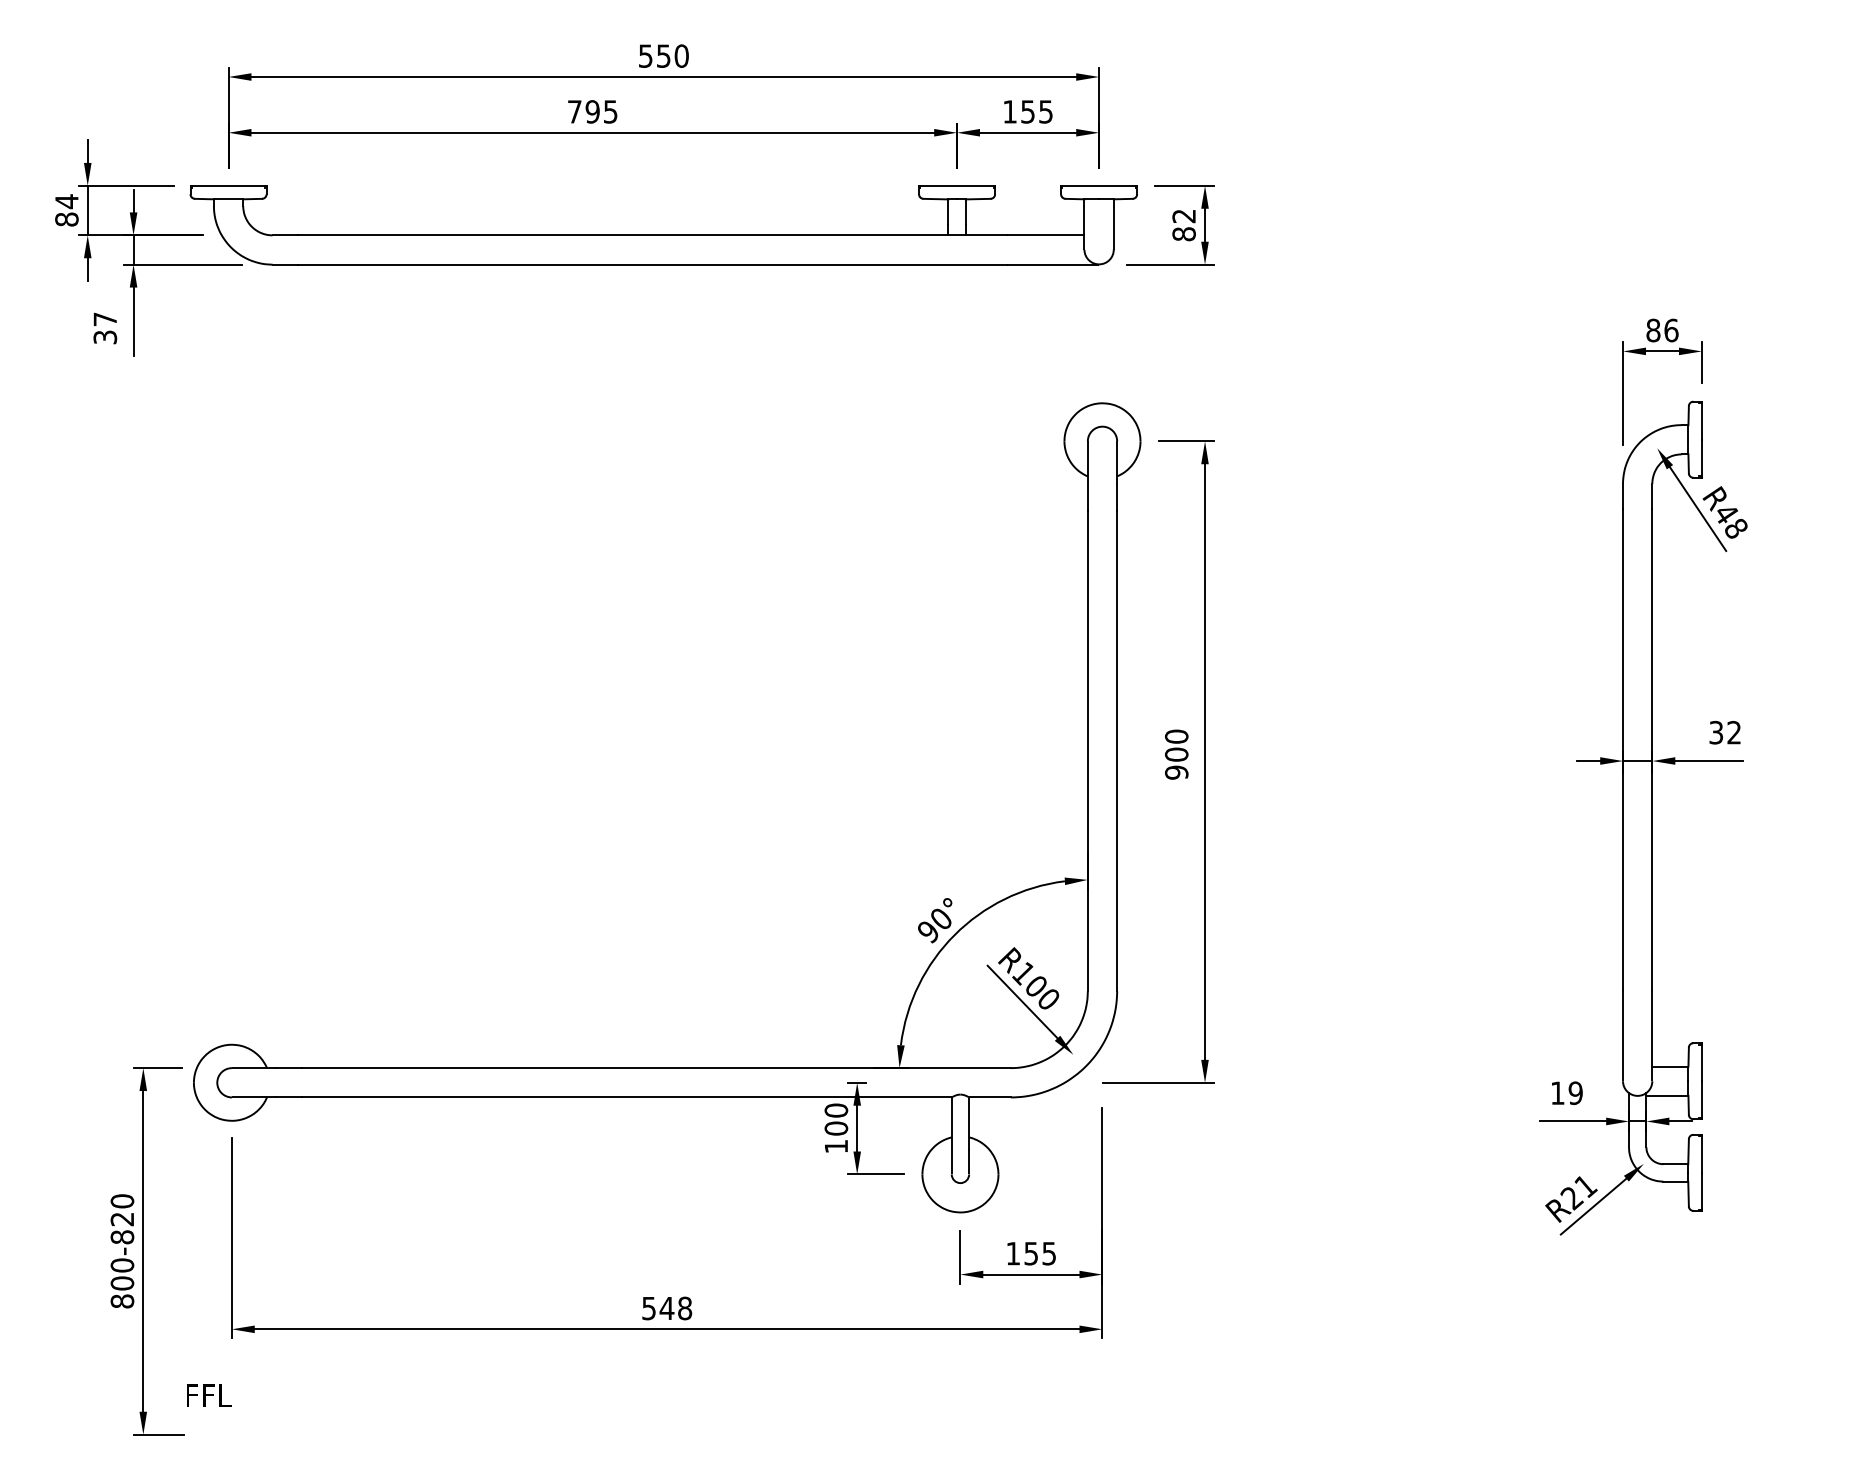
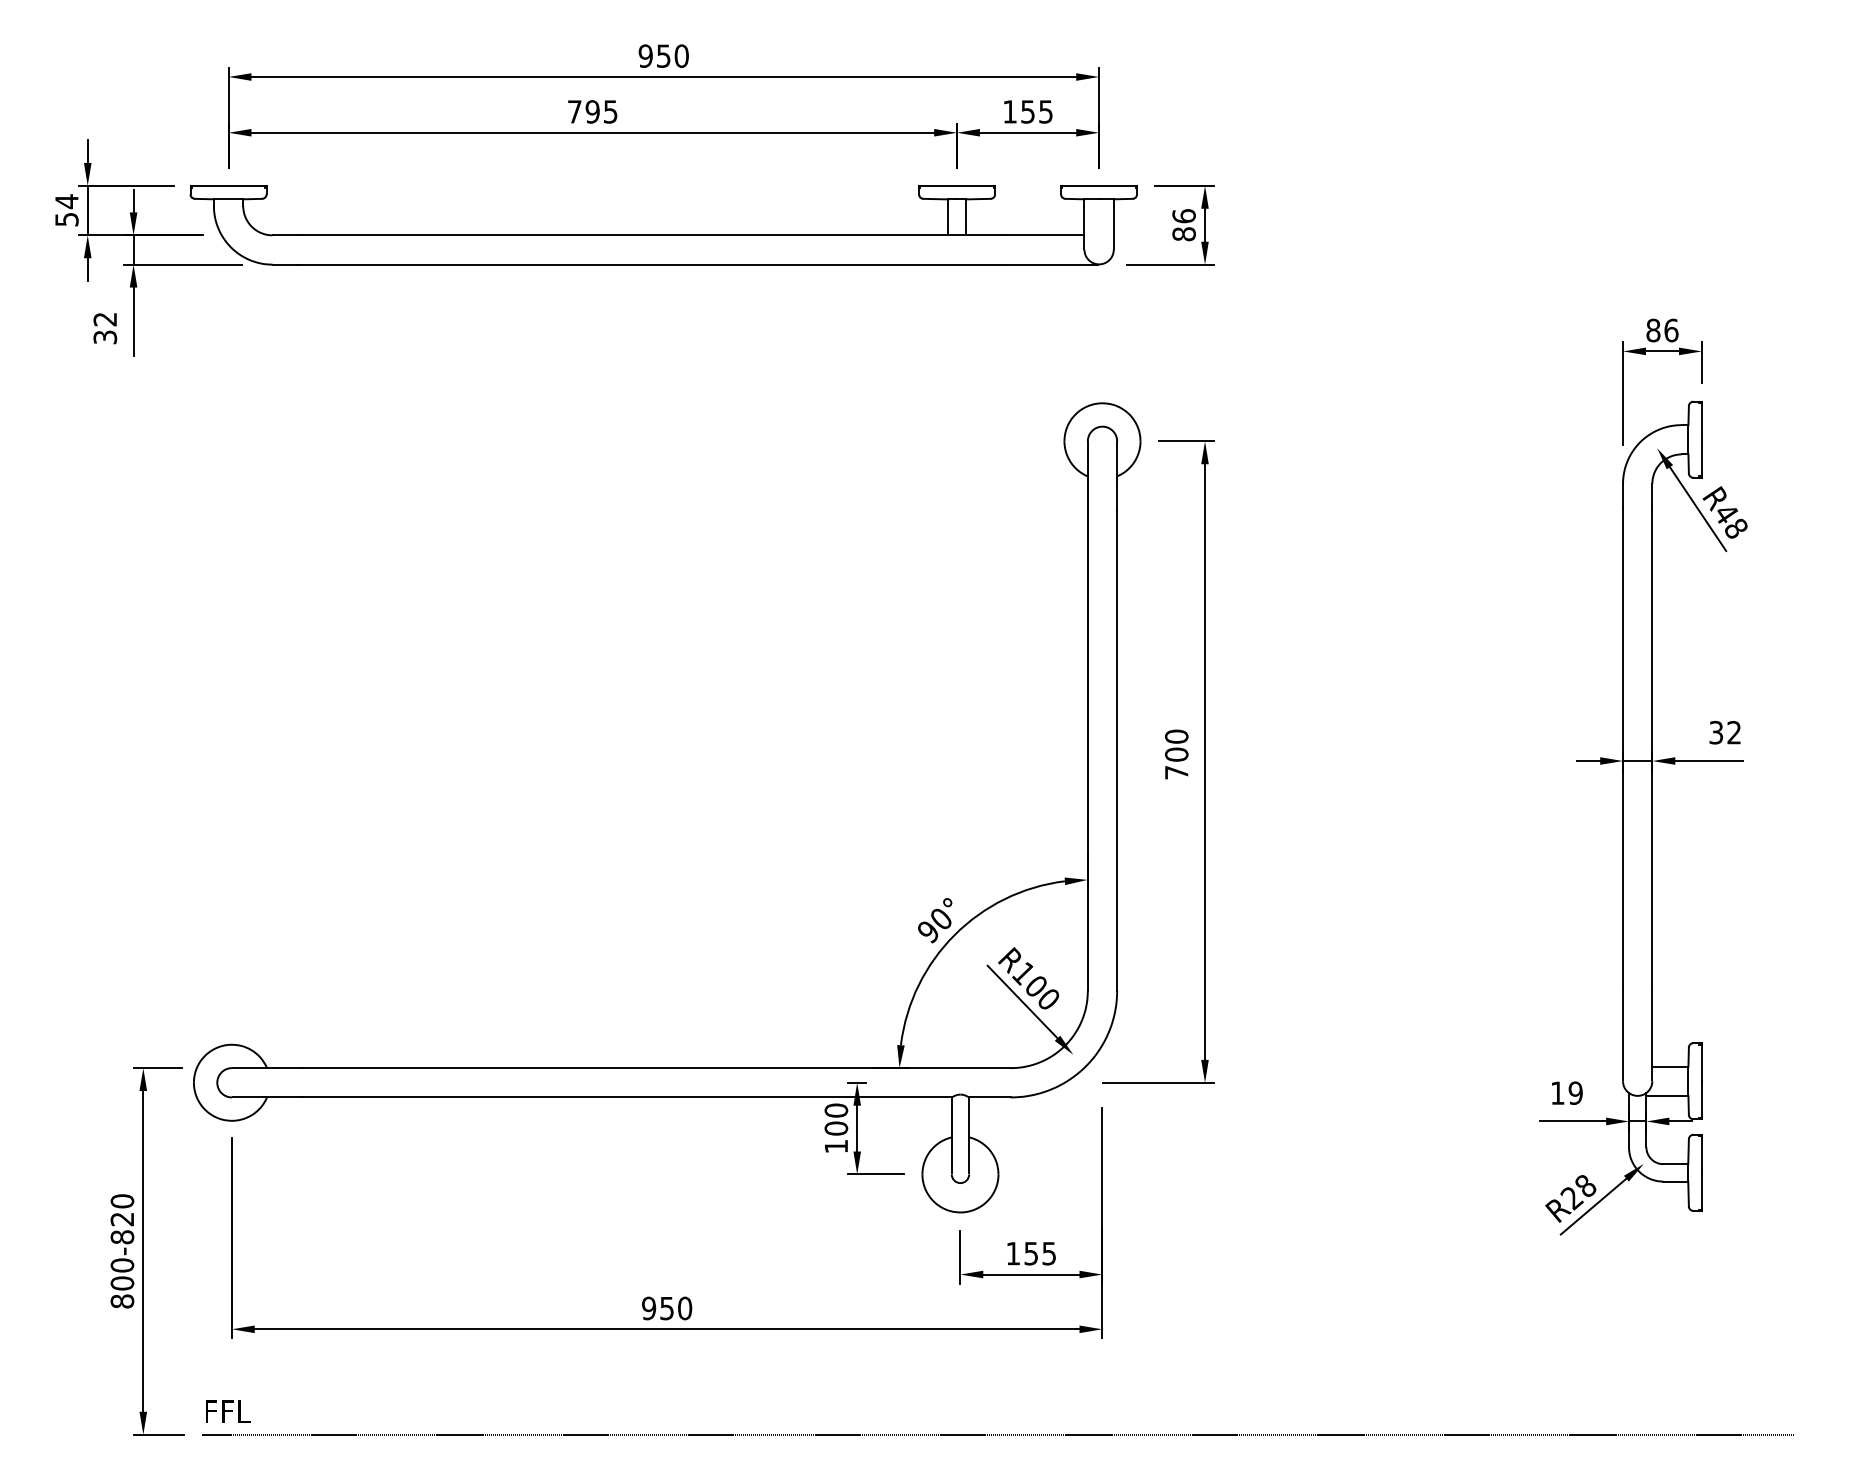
text: 550 -> 950 (645, 55)
text: 82 -> 86 (1183, 216)
text: 84 -> 54 (66, 219)
text: 37 -> 32 (104, 319)
text: 900 -> 700 (1176, 772)
text: R21 -> R28 (1585, 1186)
text: 548 -> 950 (667, 1308)
text position: (209, 1395) -> (228, 1411) (228, 1411)
line: none -> present (997, 1434)
